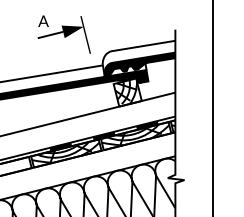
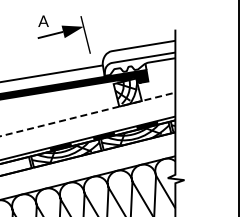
fill: present -> none (139, 63)
line position: (212, 107) -> (238, 107) (238, 107)
line: solid -> dashed (88, 114)
